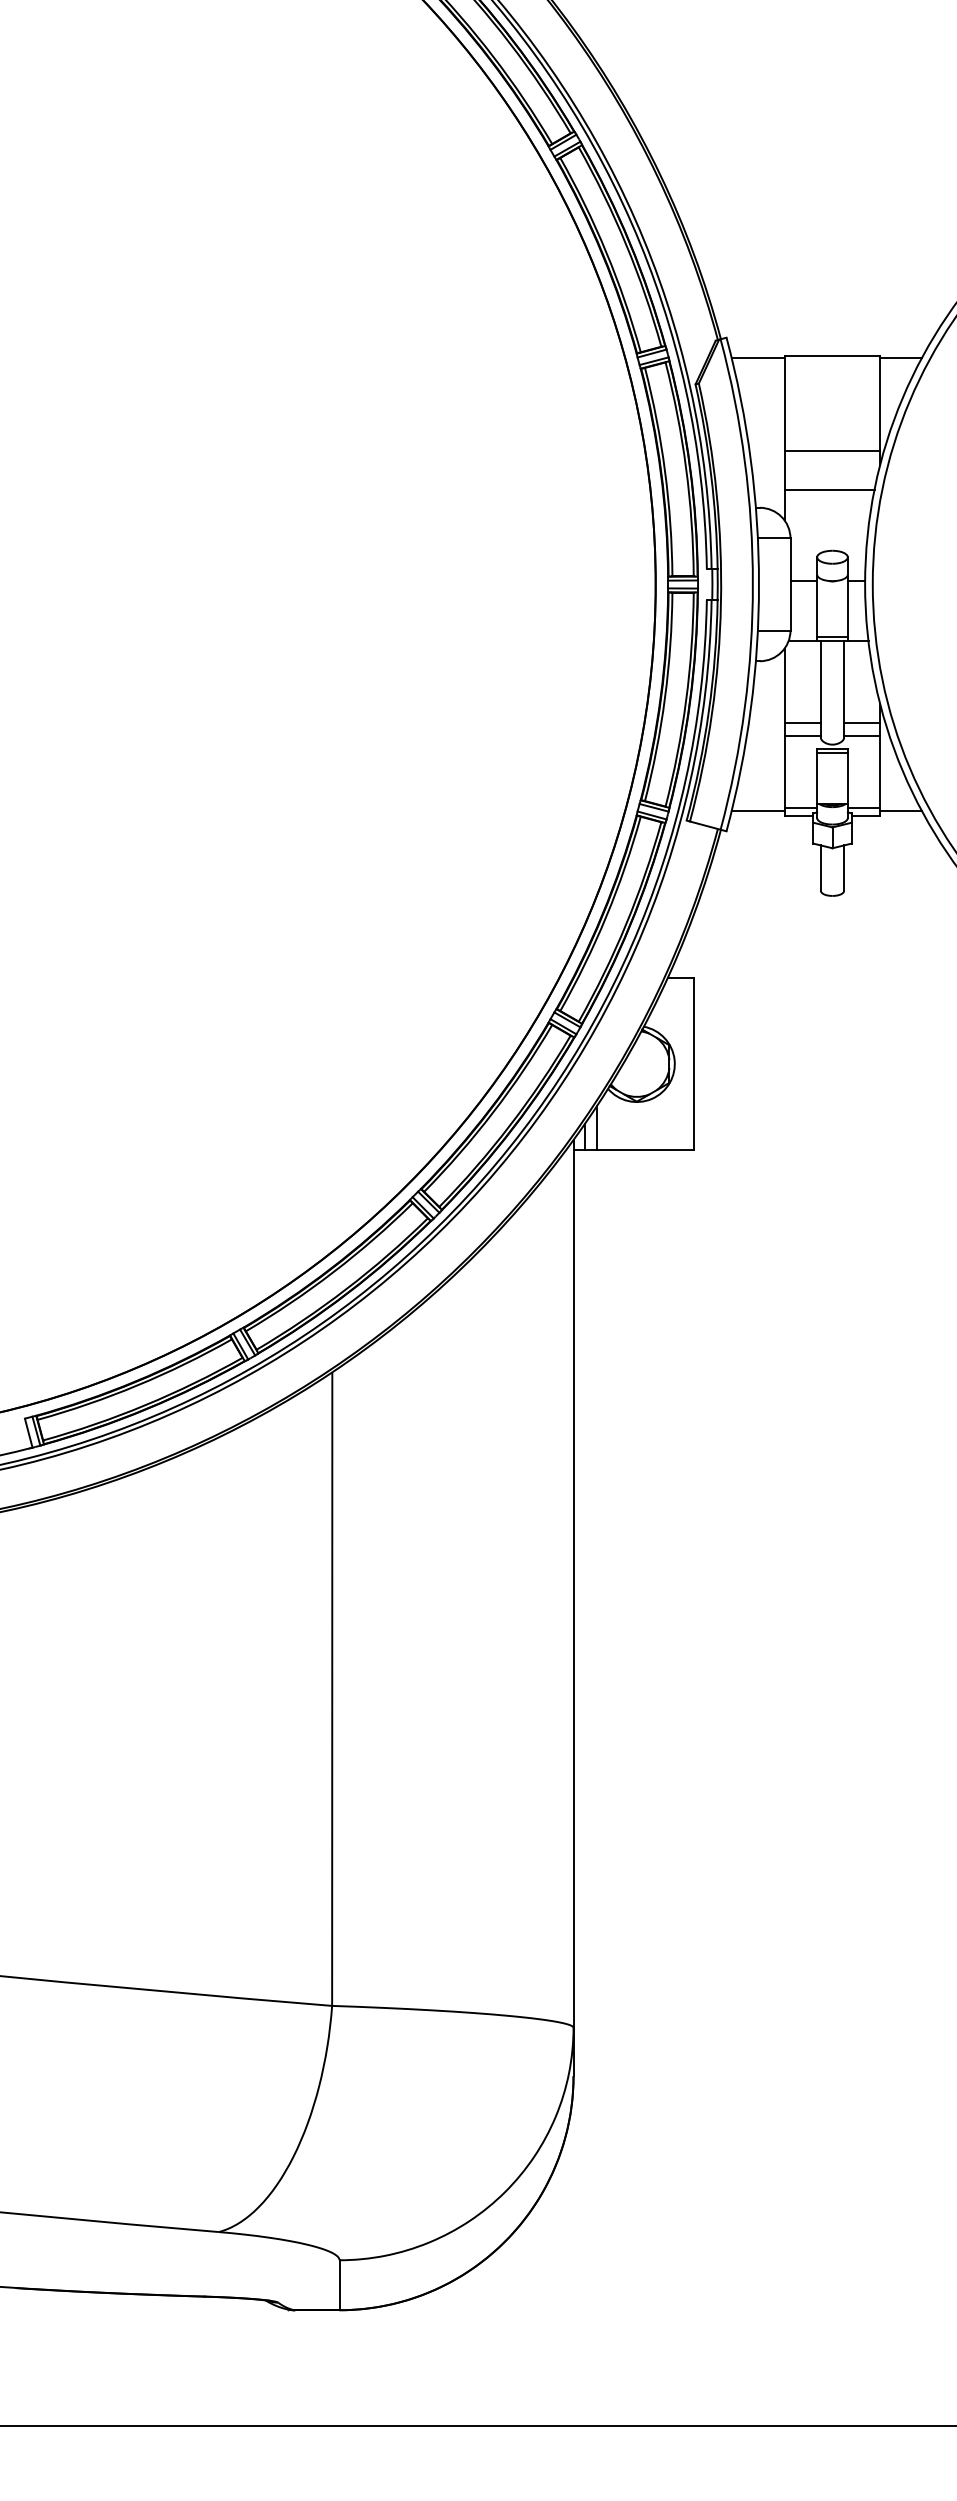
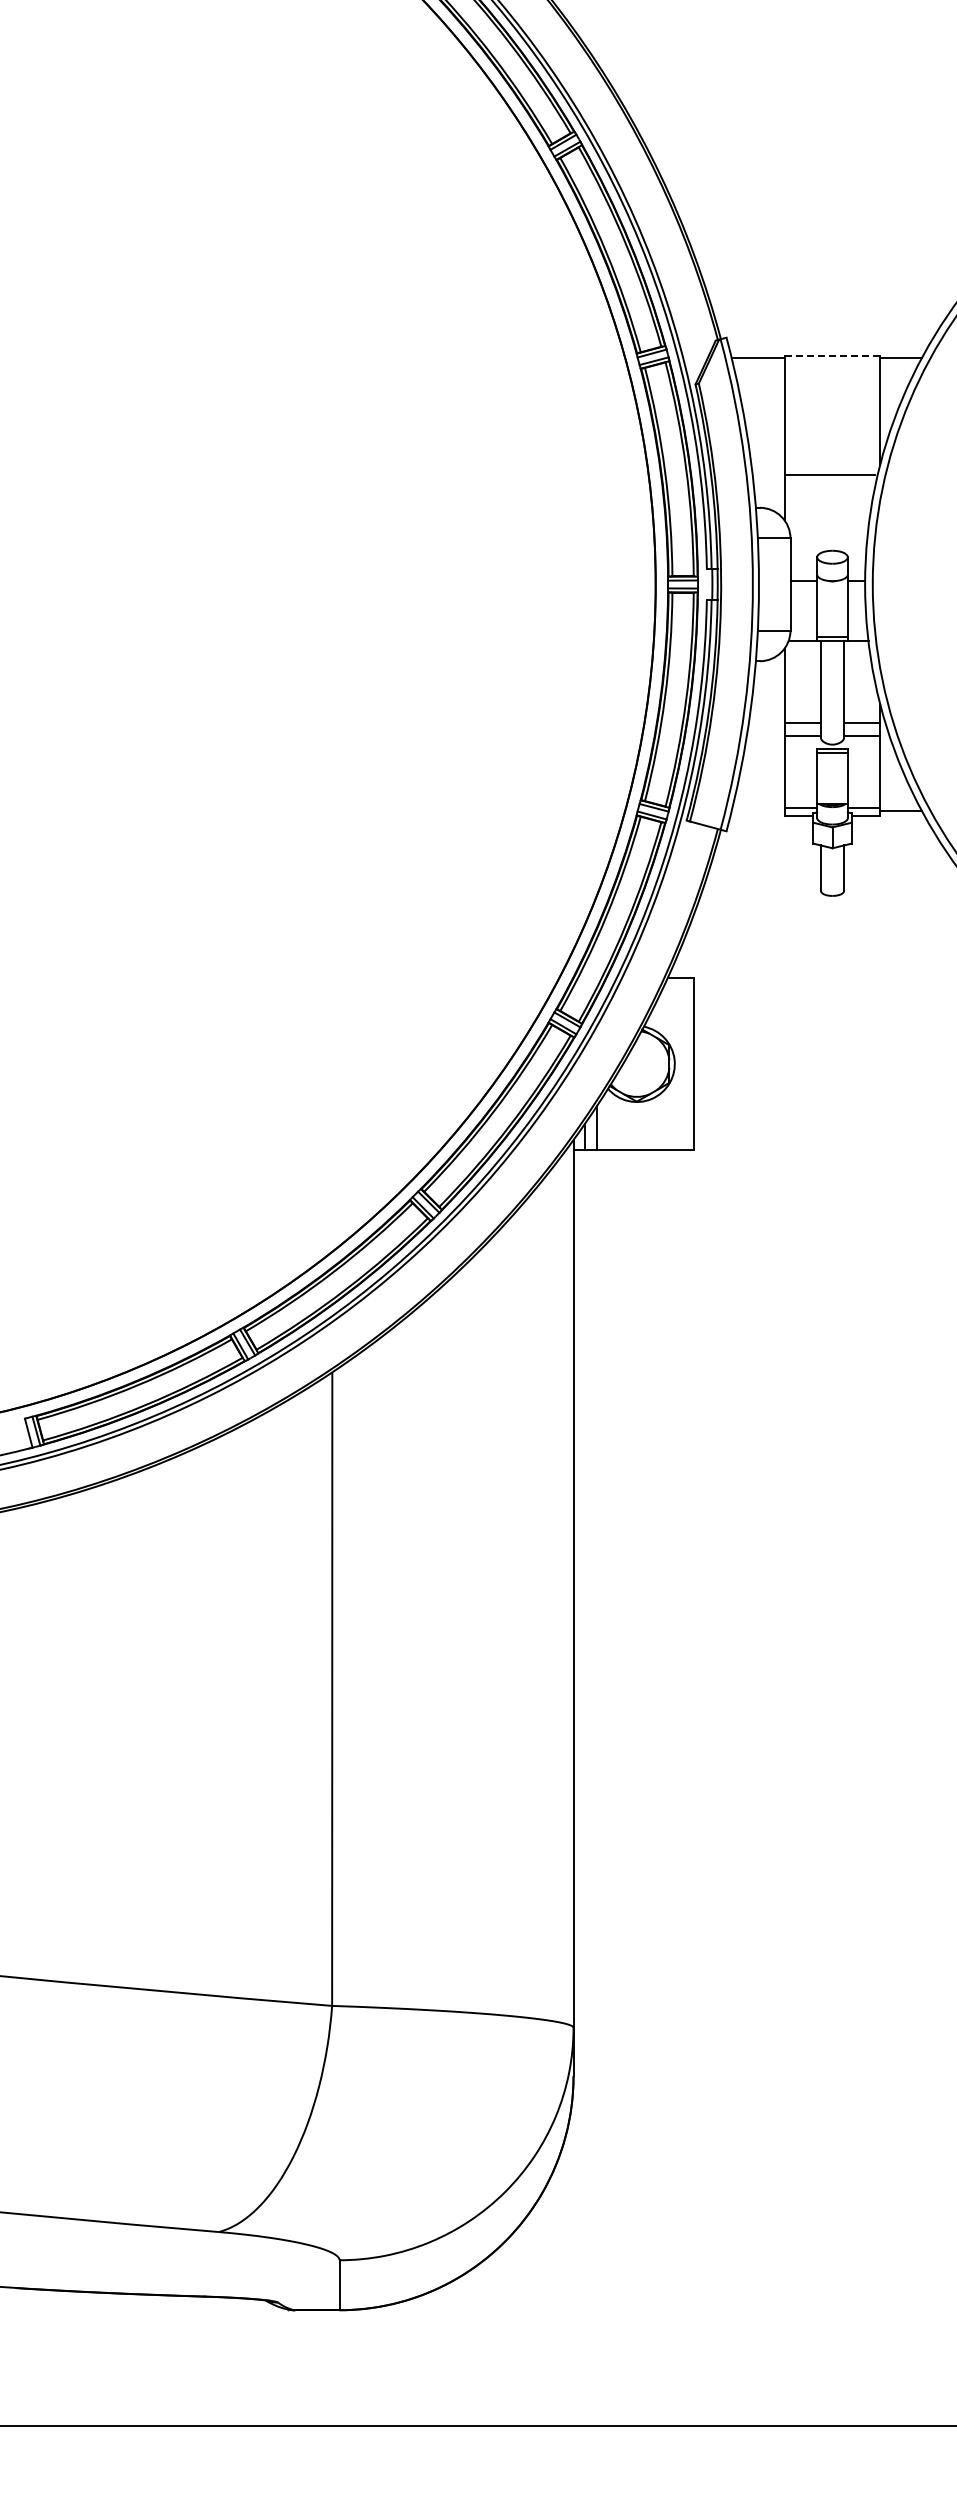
line: solid -> dashed (832, 356)
line: present -> none (832, 451)
line position: (829, 490) -> (829, 475) (829, 475)
line: present -> none (757, 810)
